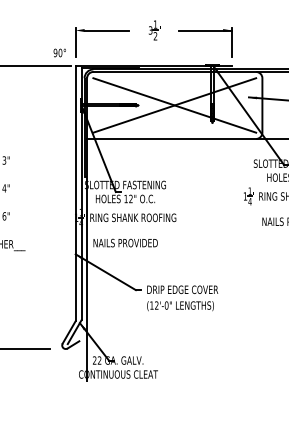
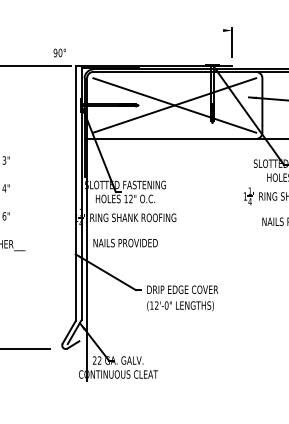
part: present -> none (154, 30)
line: present -> none (205, 30)
part: present -> none (102, 31)
